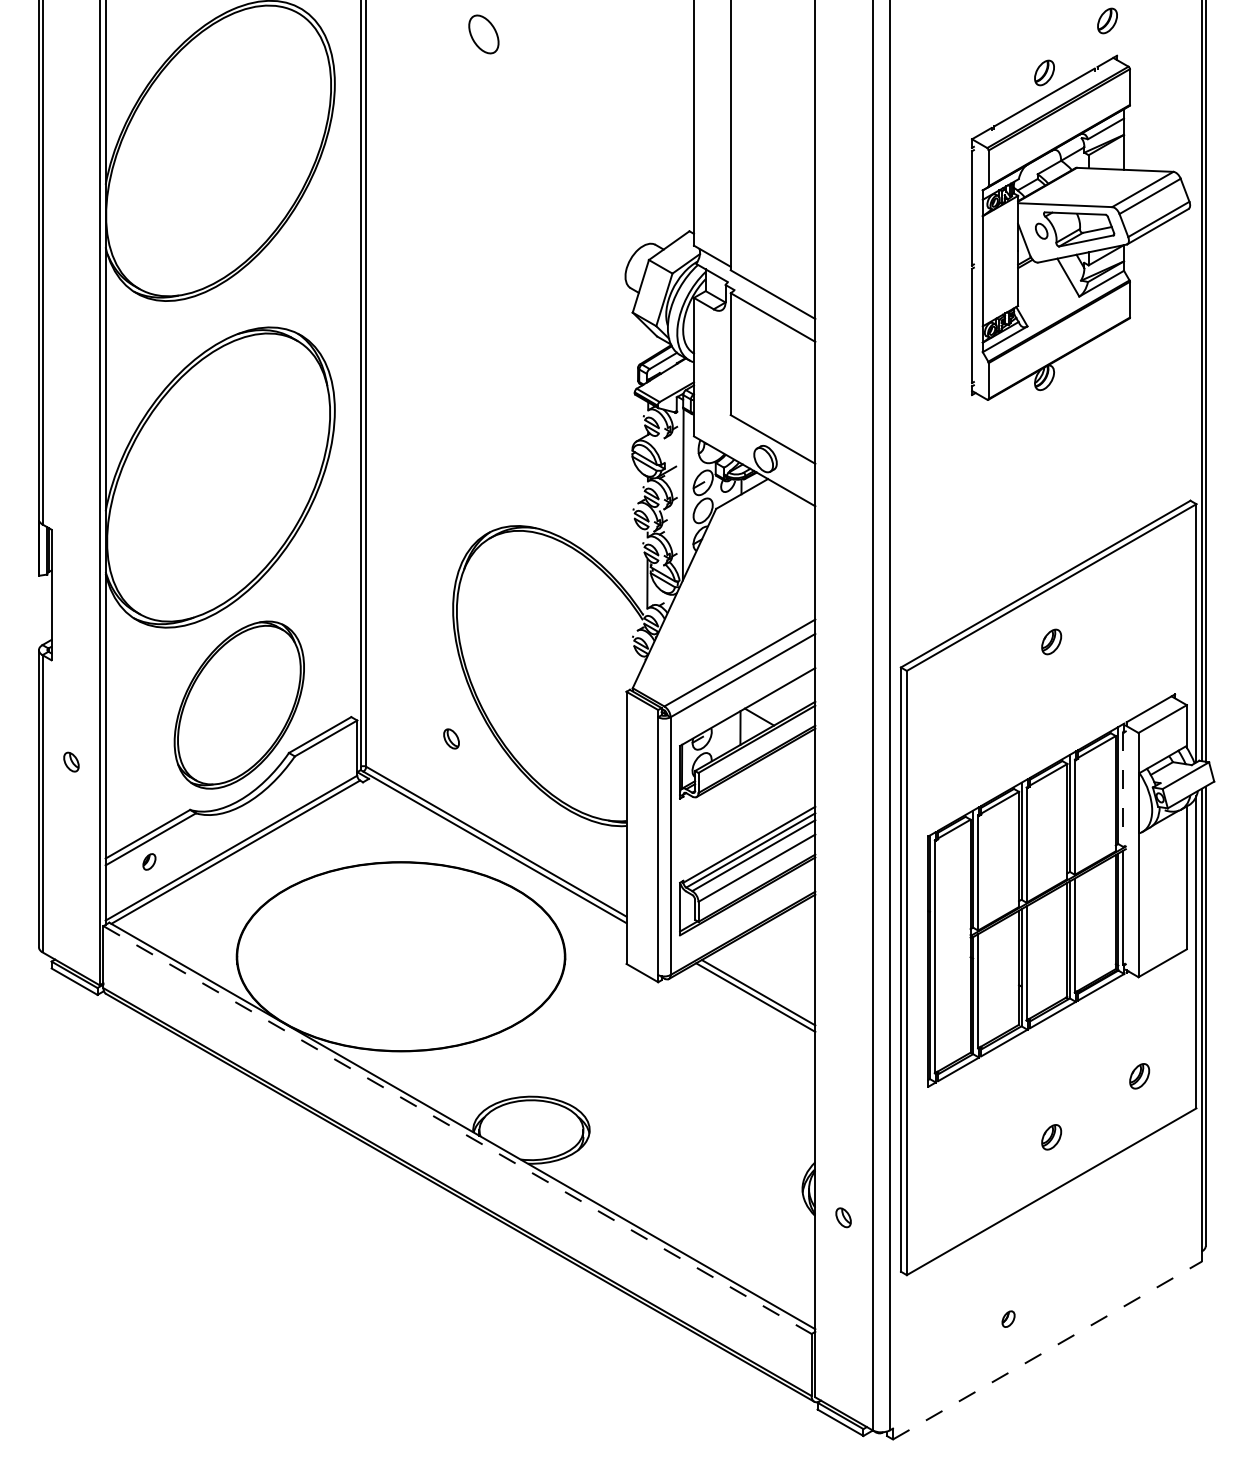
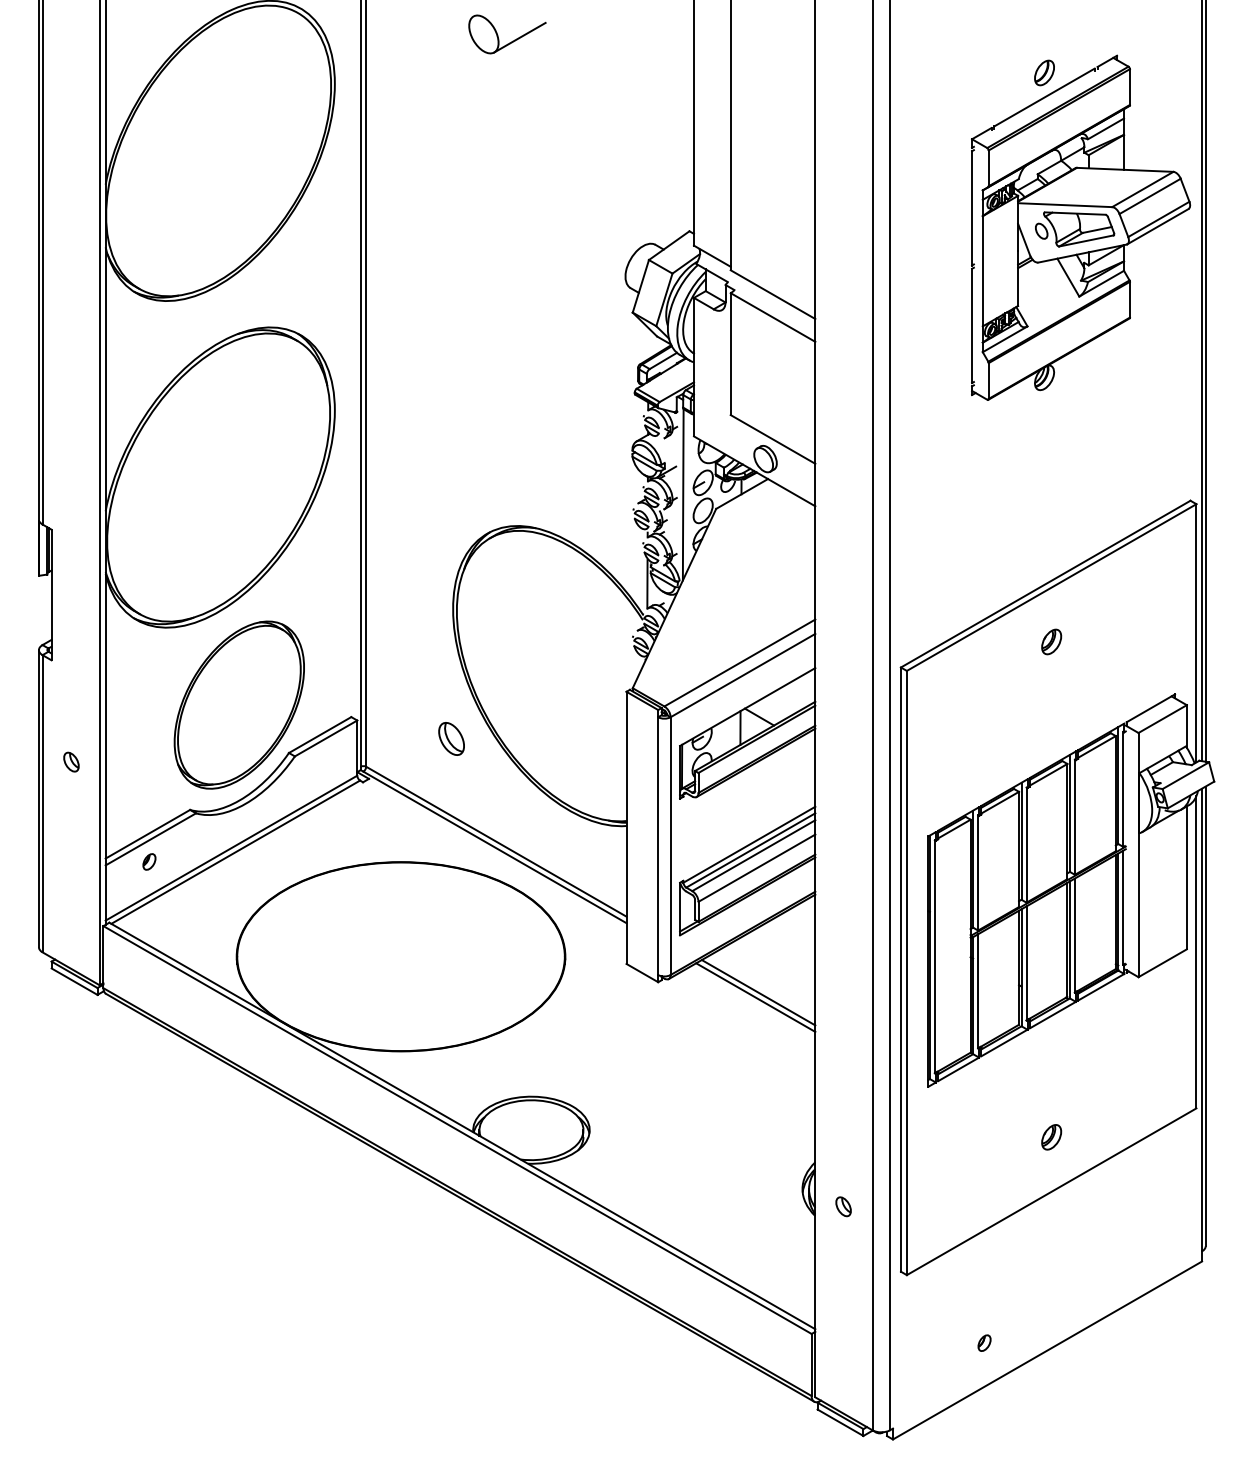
part: present -> none (1107, 20)
line: none -> present (519, 37)
part size: 17x22 px -> 27x34 px (451, 738)
line: dashed -> solid (1123, 789)
part: present -> none (1139, 1076)
line: dashed -> solid (457, 1130)
part position: (843, 1217) -> (843, 1206) (843, 1206)
part position: (1008, 1318) -> (984, 1342) (984, 1342)
line: dashed -> solid (1047, 1350)
